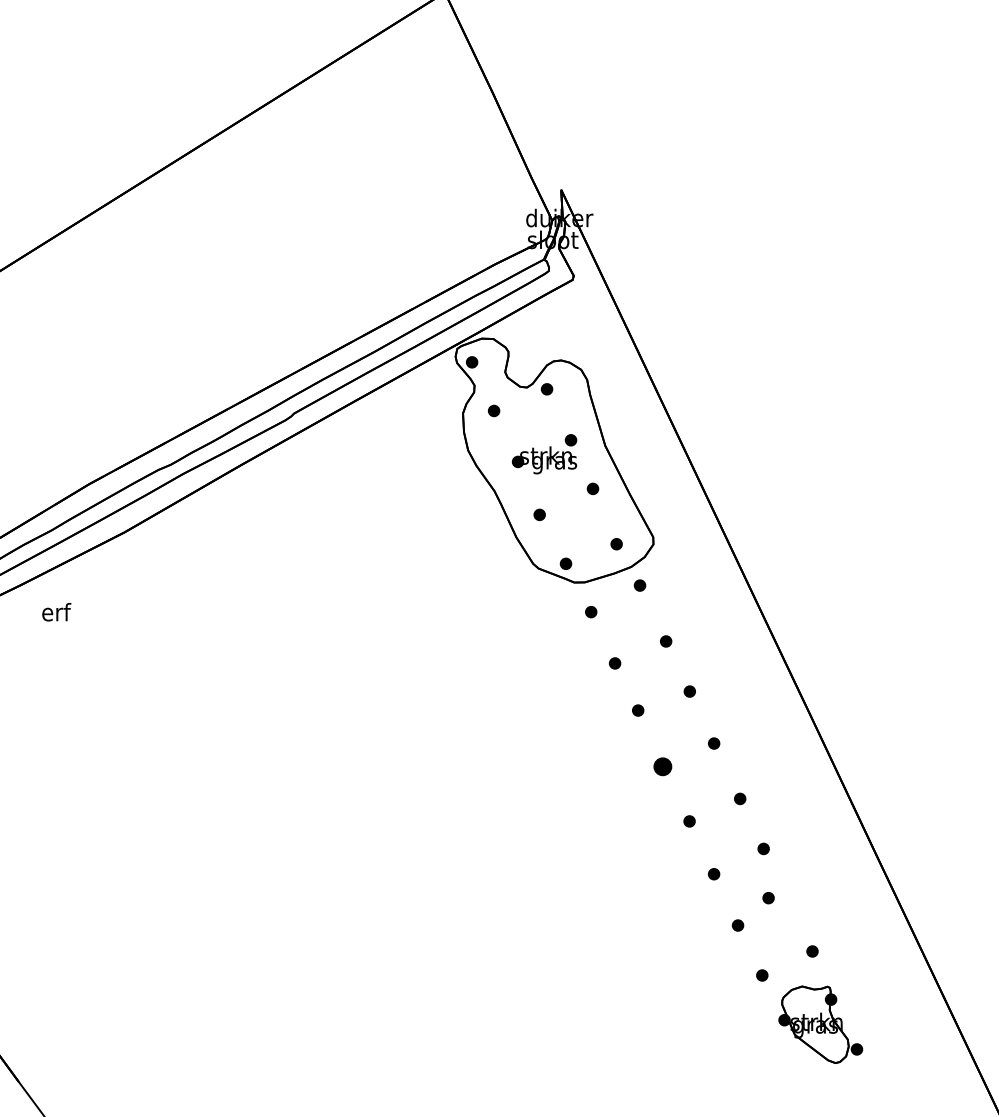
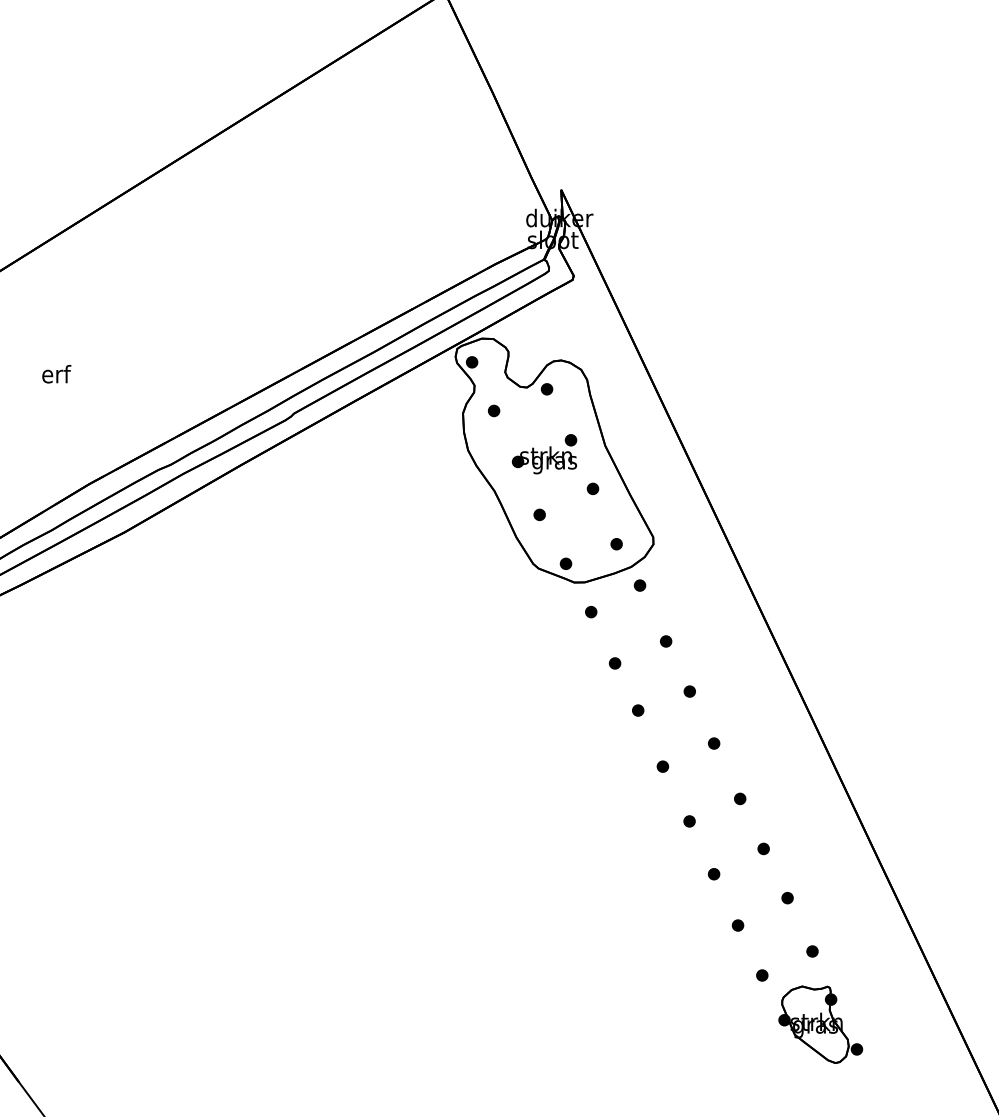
text position: (56, 612) -> (56, 374) (56, 374)
part size: 20x20 px -> 14x13 px (662, 766)
part position: (768, 898) -> (787, 898) (787, 898)
